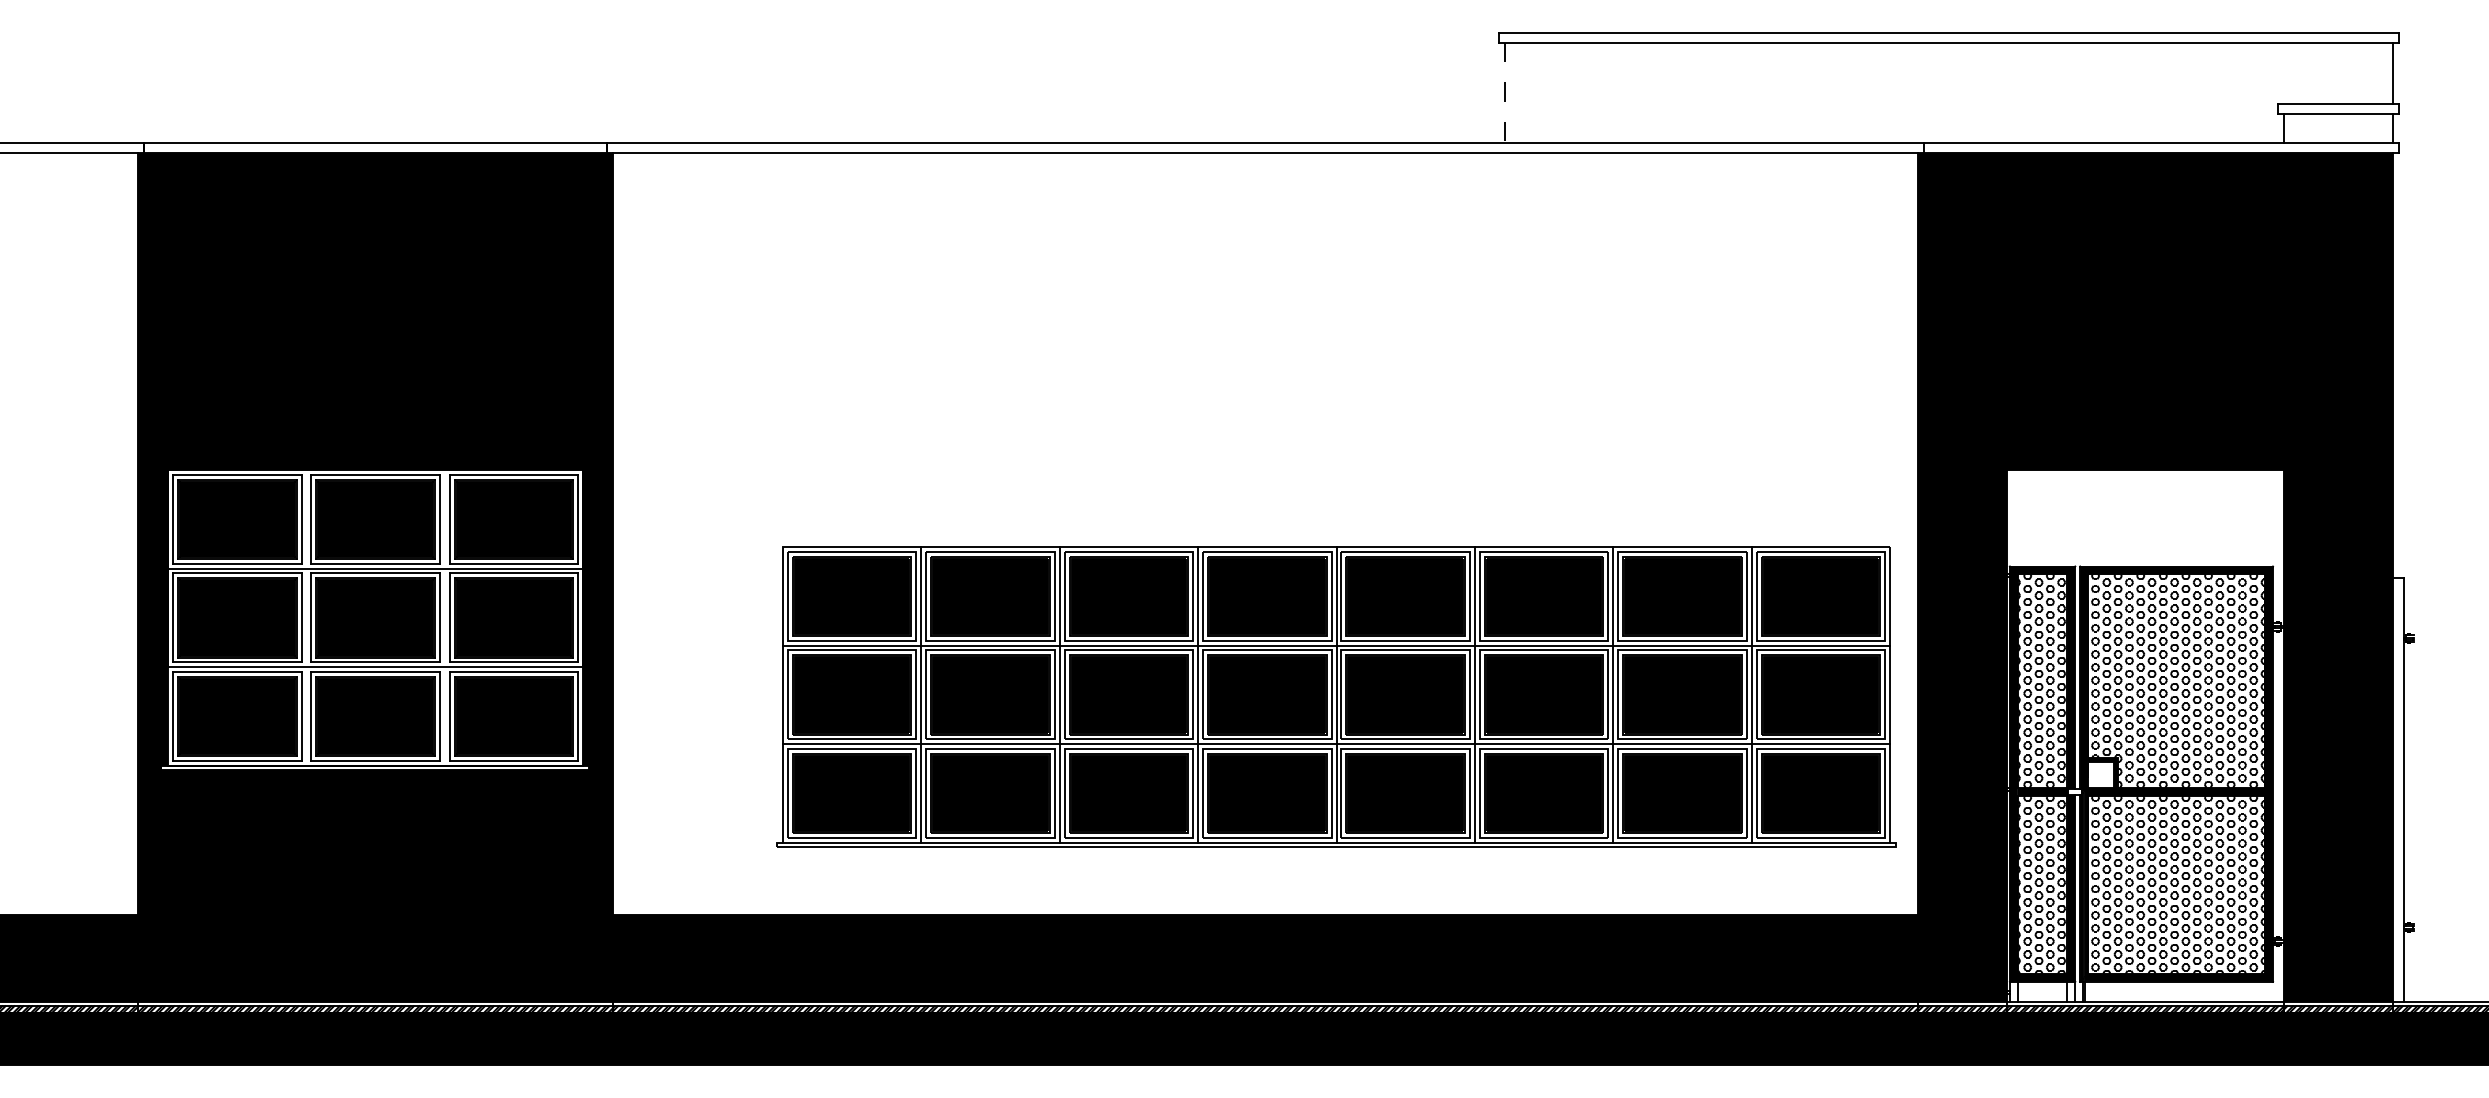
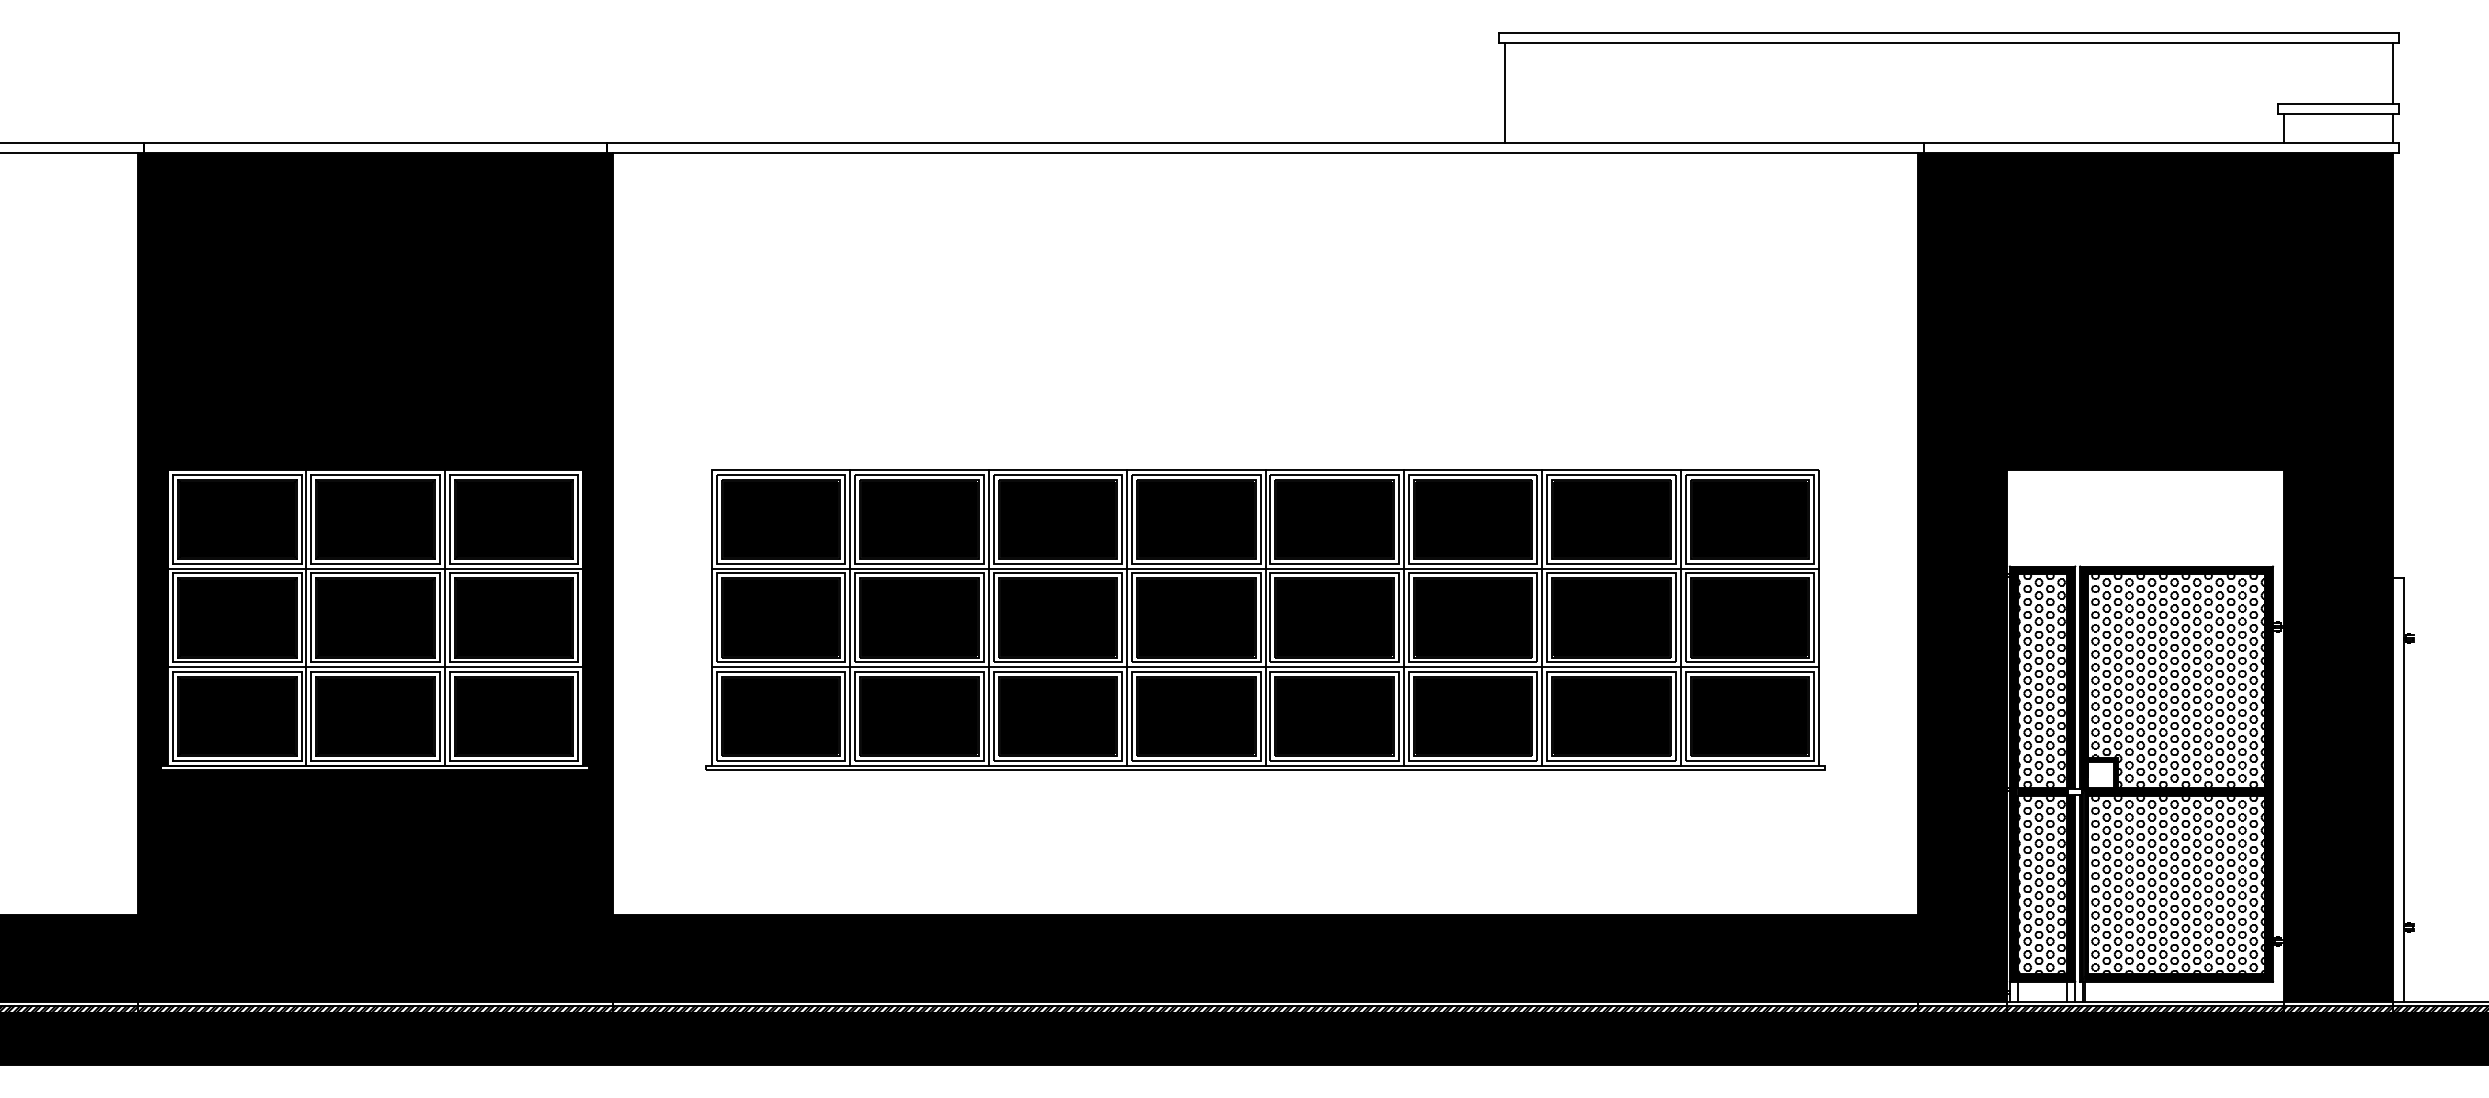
line: dashed -> solid (1504, 93)
line: none -> present (306, 617)
line: none -> present (444, 617)
part position: (1336, 696) -> (1265, 619) (1265, 619)
